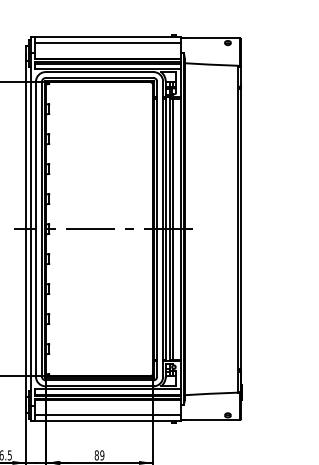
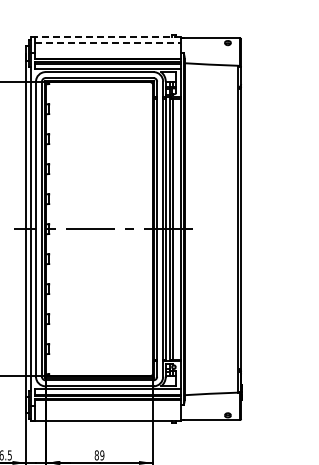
line: solid -> dashed (106, 37)
line: solid -> dashed (108, 43)
line: present -> none (107, 415)
